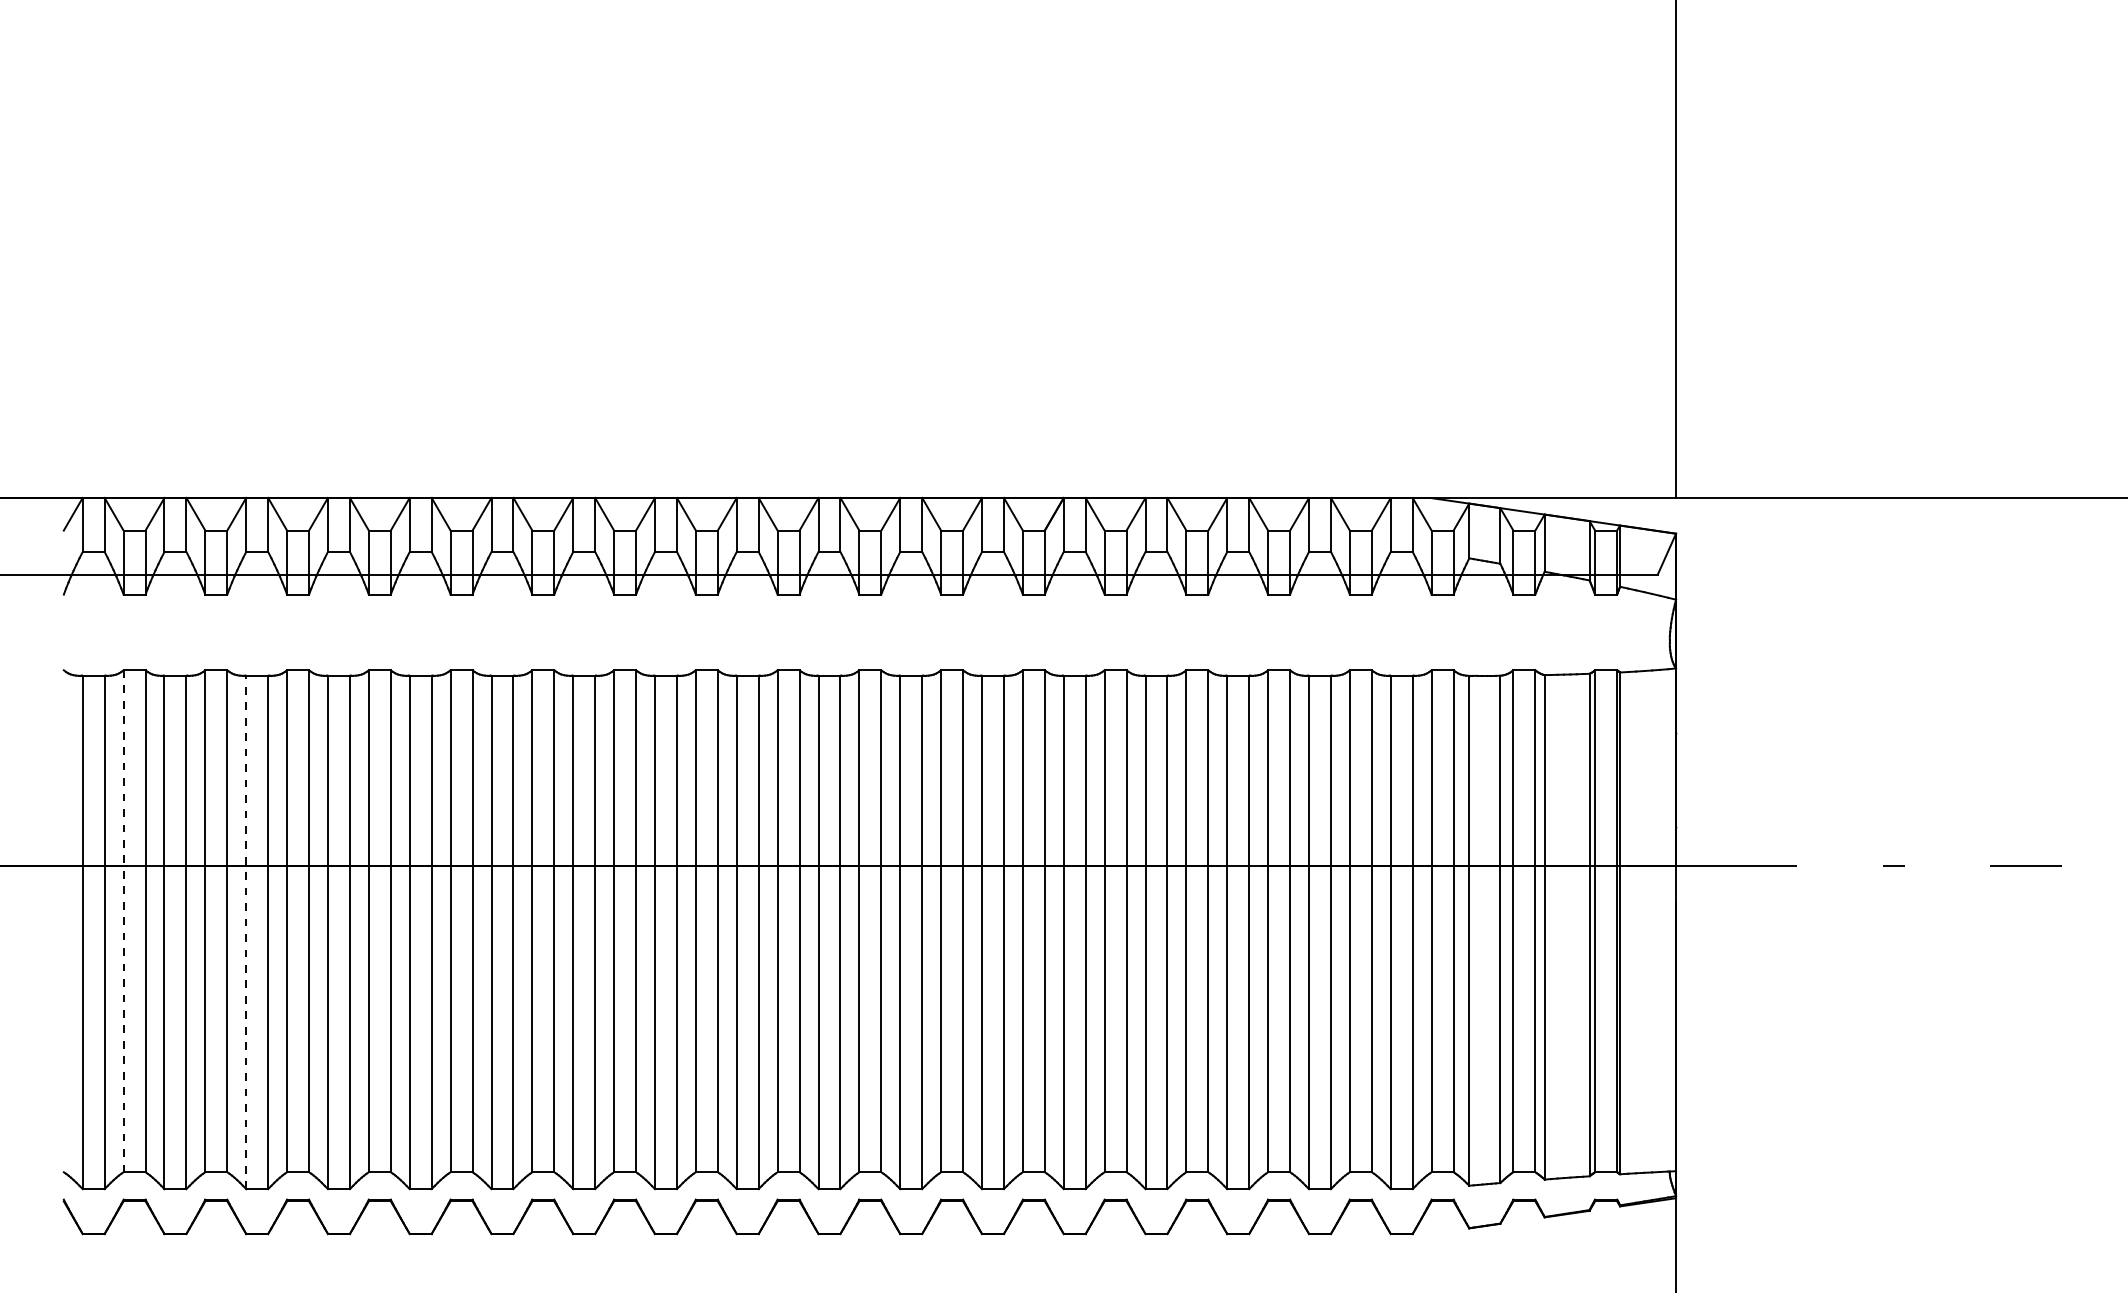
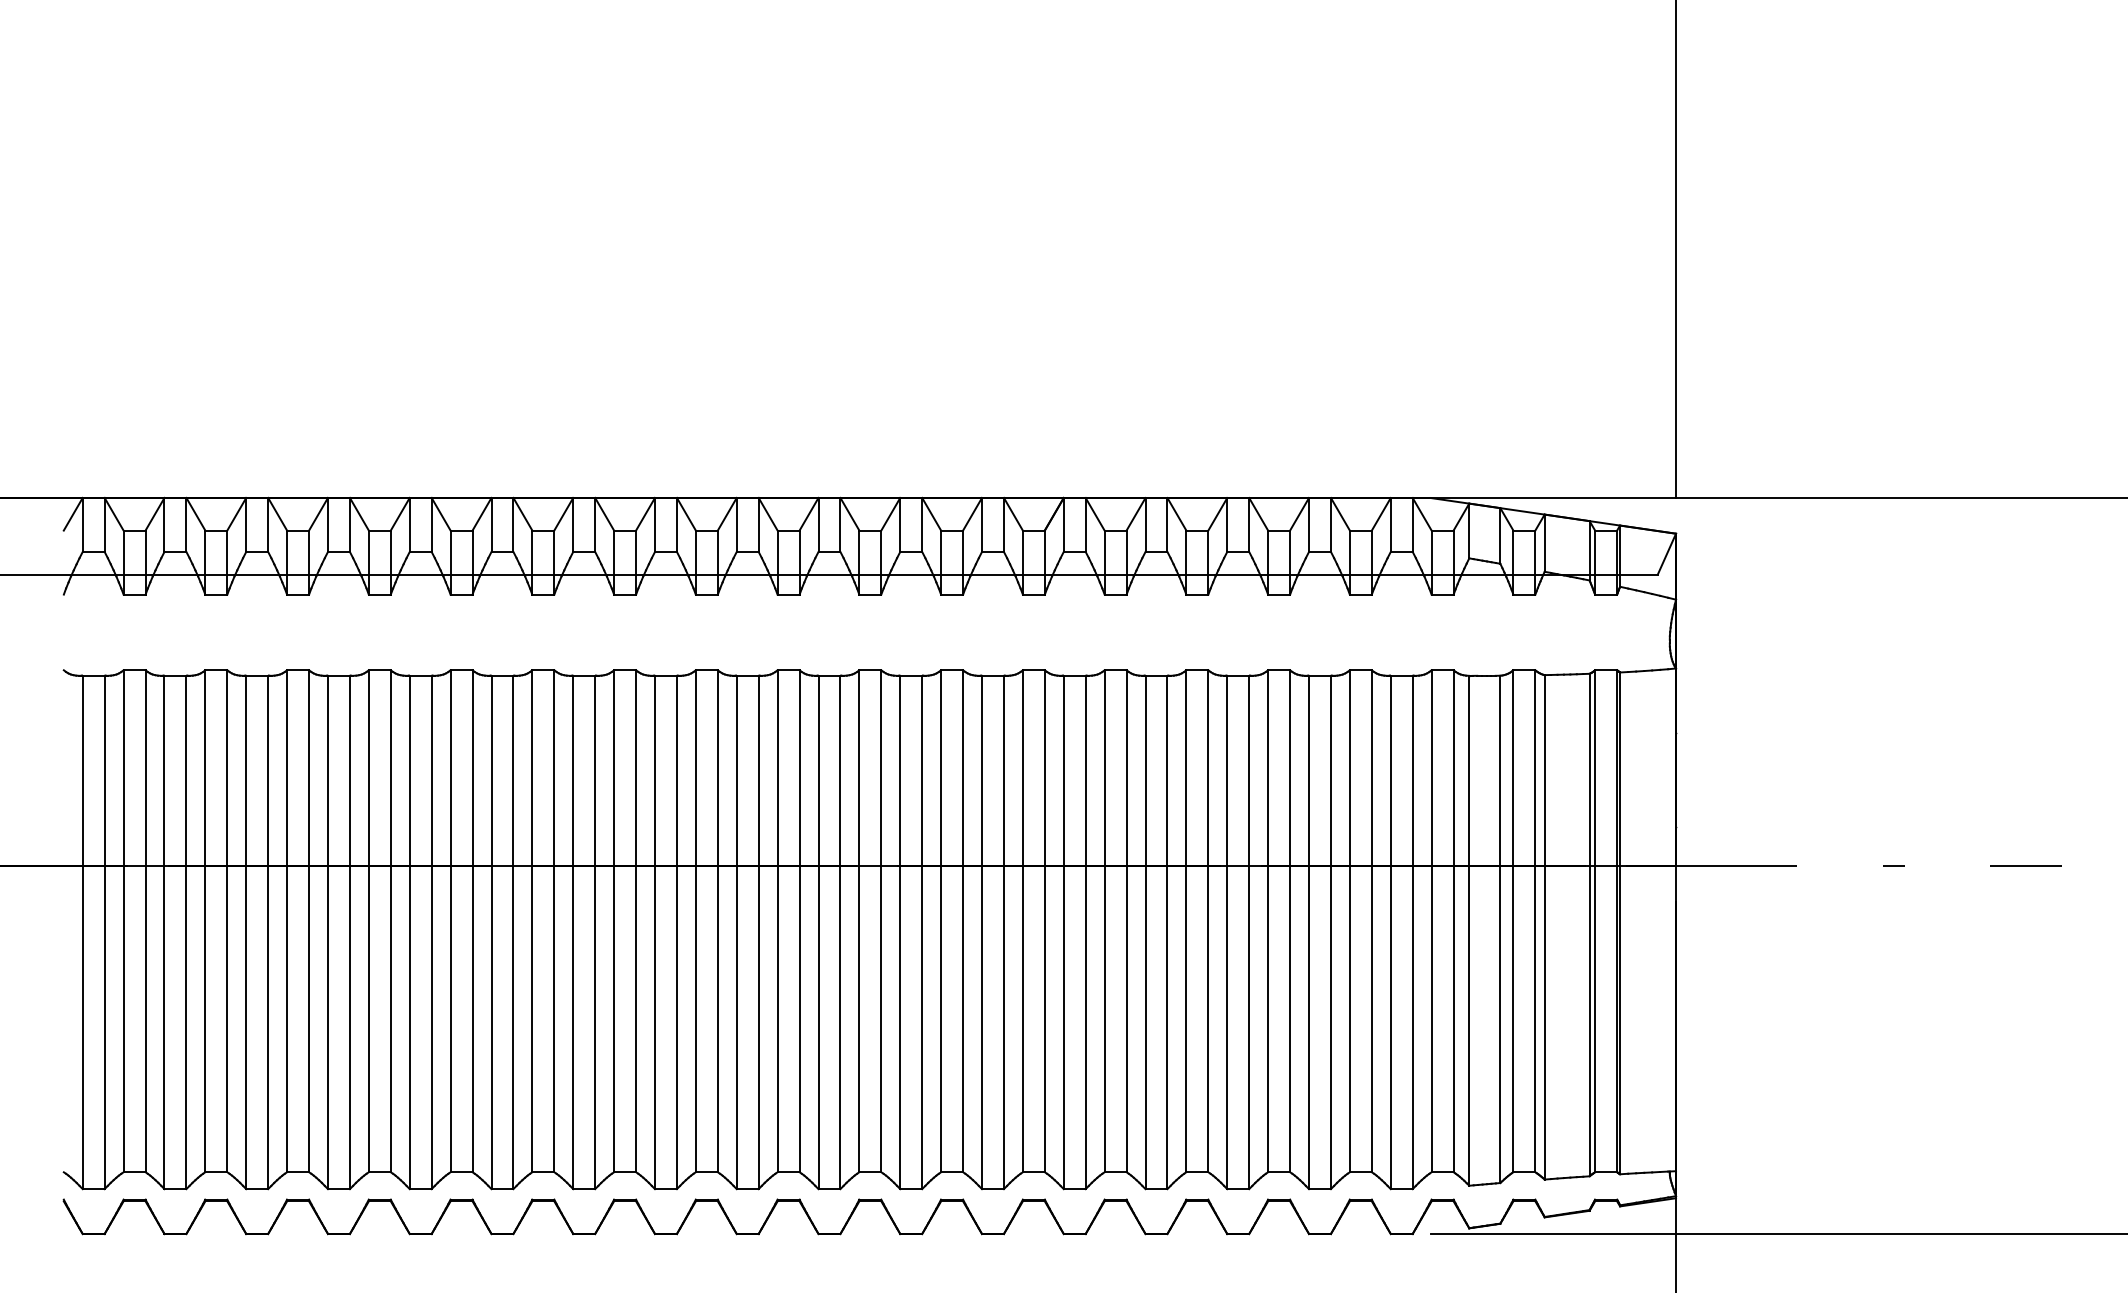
line: dashed -> solid (123, 920)
line: dashed -> solid (246, 932)
line: none -> present (1777, 1234)
